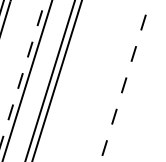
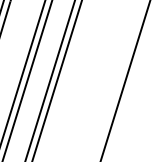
line: dashed -> solid (22, 73)
line: dashed -> solid (125, 80)
